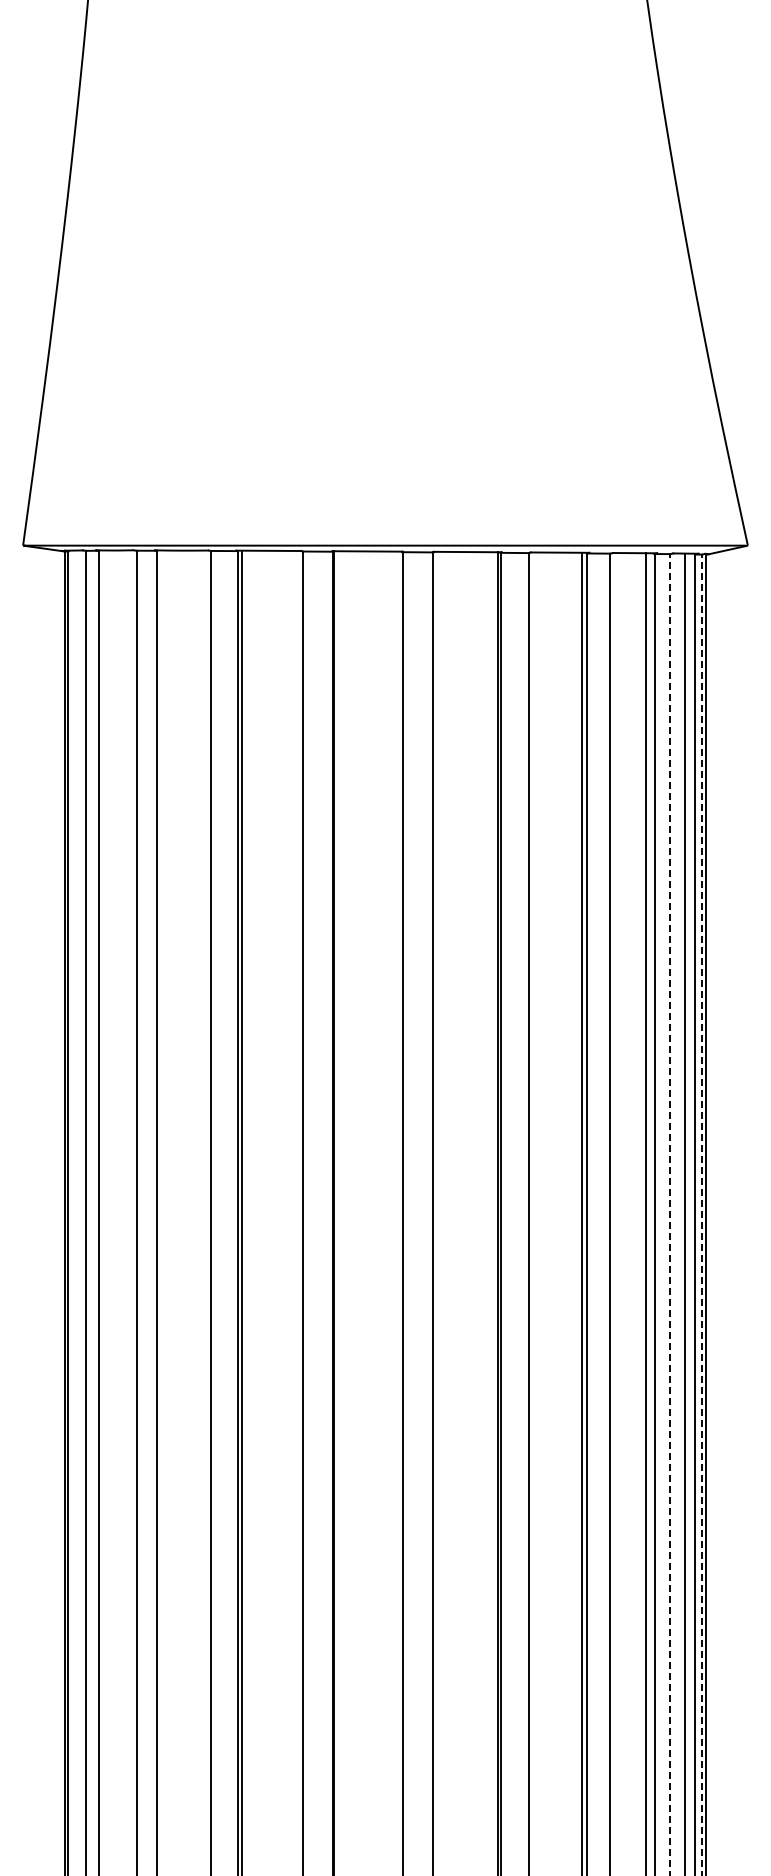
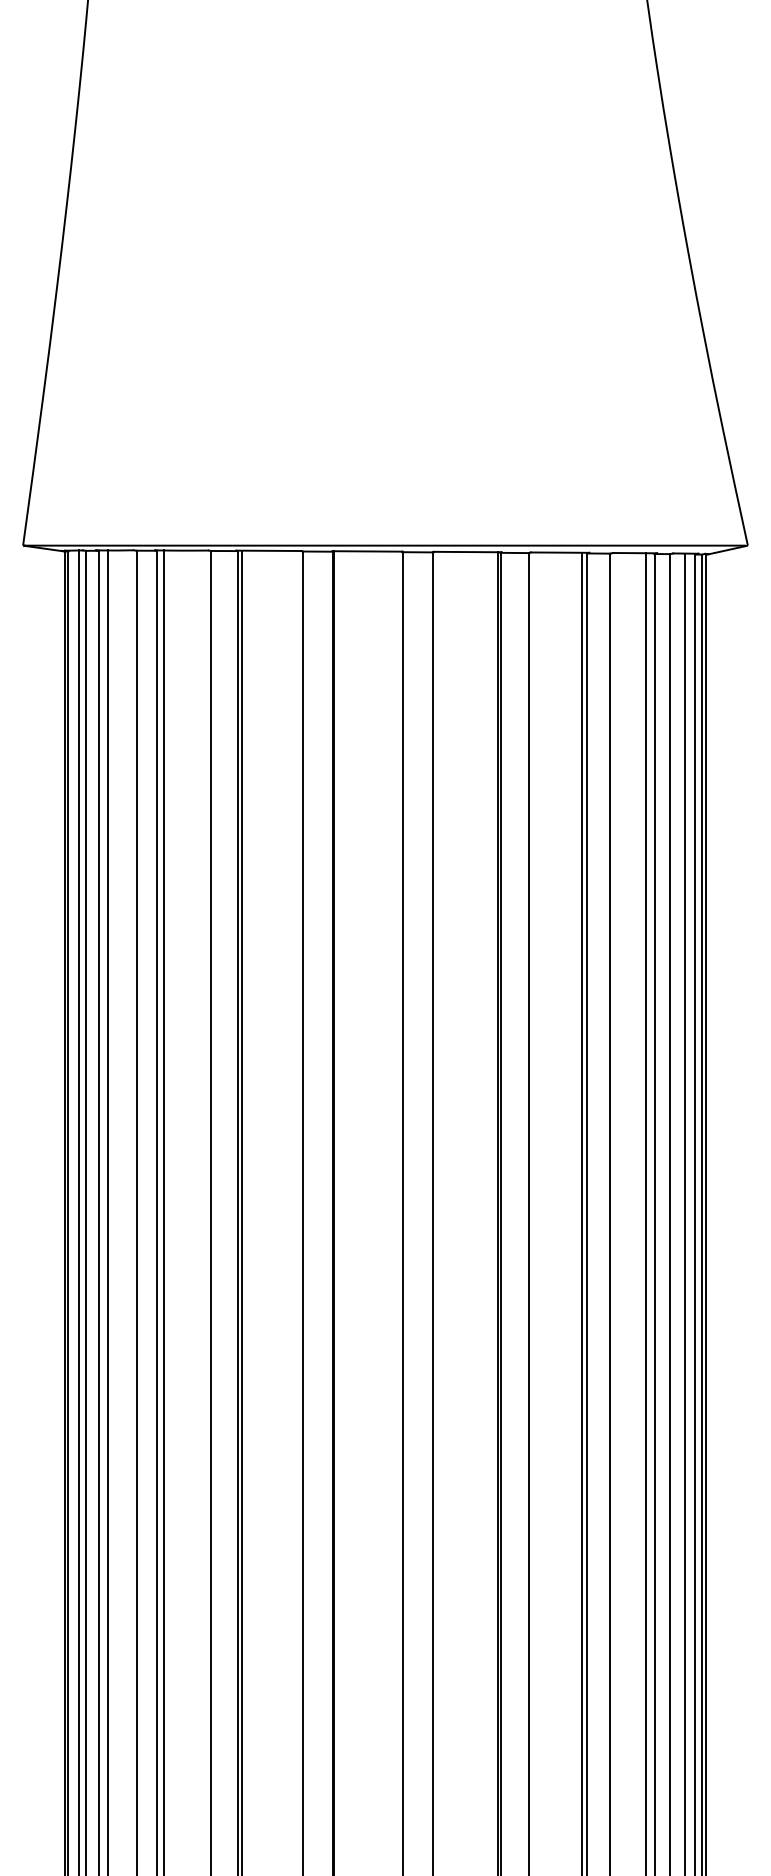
line: none -> present (78, 1211)
line: none -> present (107, 1211)
line: none -> present (163, 1211)
line: dashed -> solid (670, 1214)
line: dashed -> solid (701, 1214)
